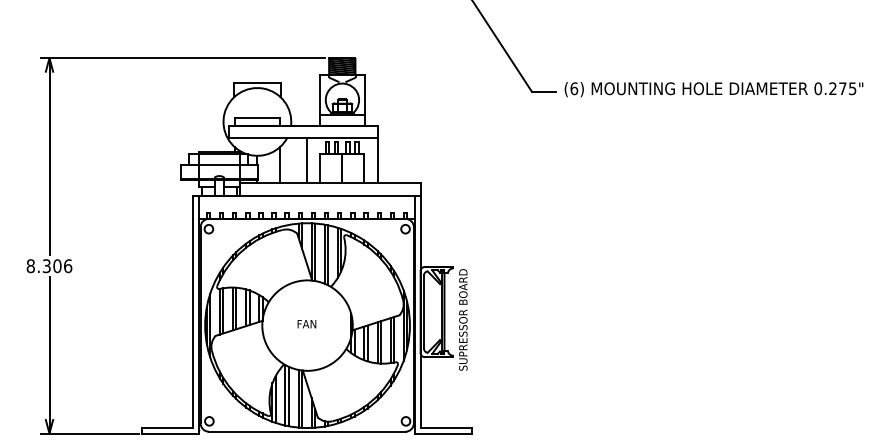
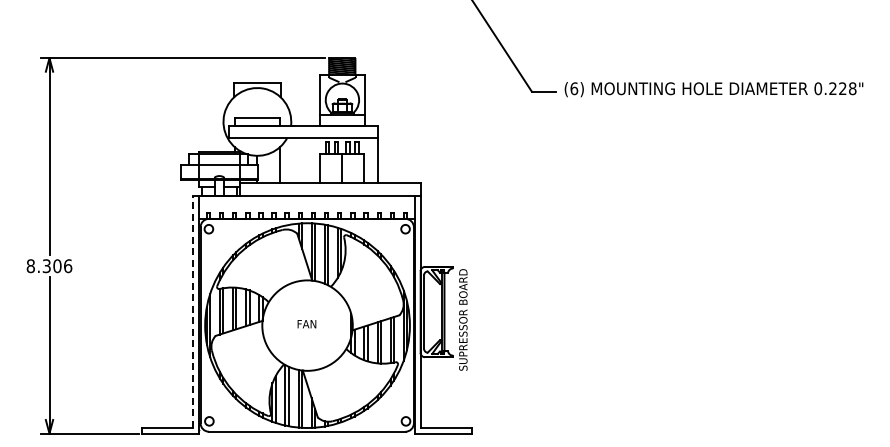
text: 0.275" -> 0.228" (847, 88)
line: present -> none (306, 159)
line: solid -> dashed (193, 312)
